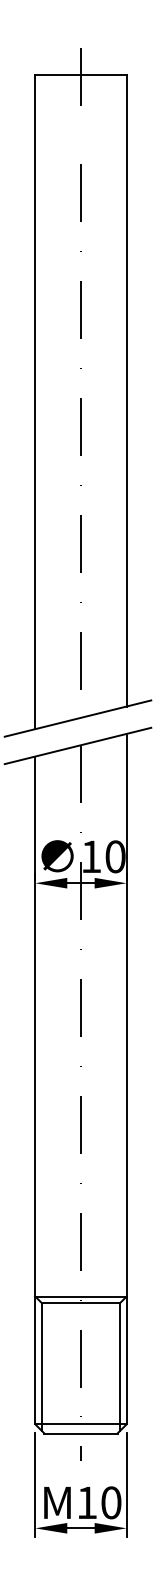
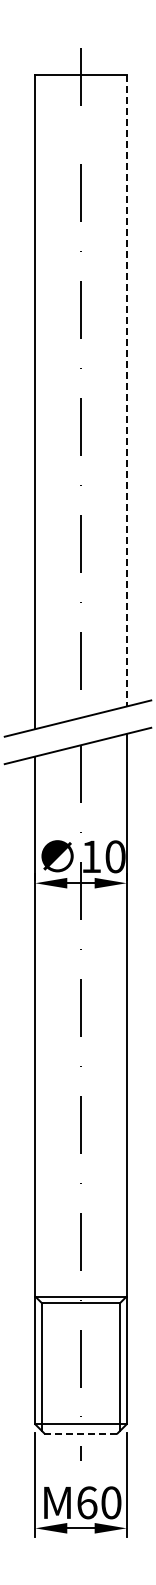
line: solid -> dashed (126, 390)
line: solid -> dashed (80, 1433)
text: M10 -> M60 (87, 1502)
